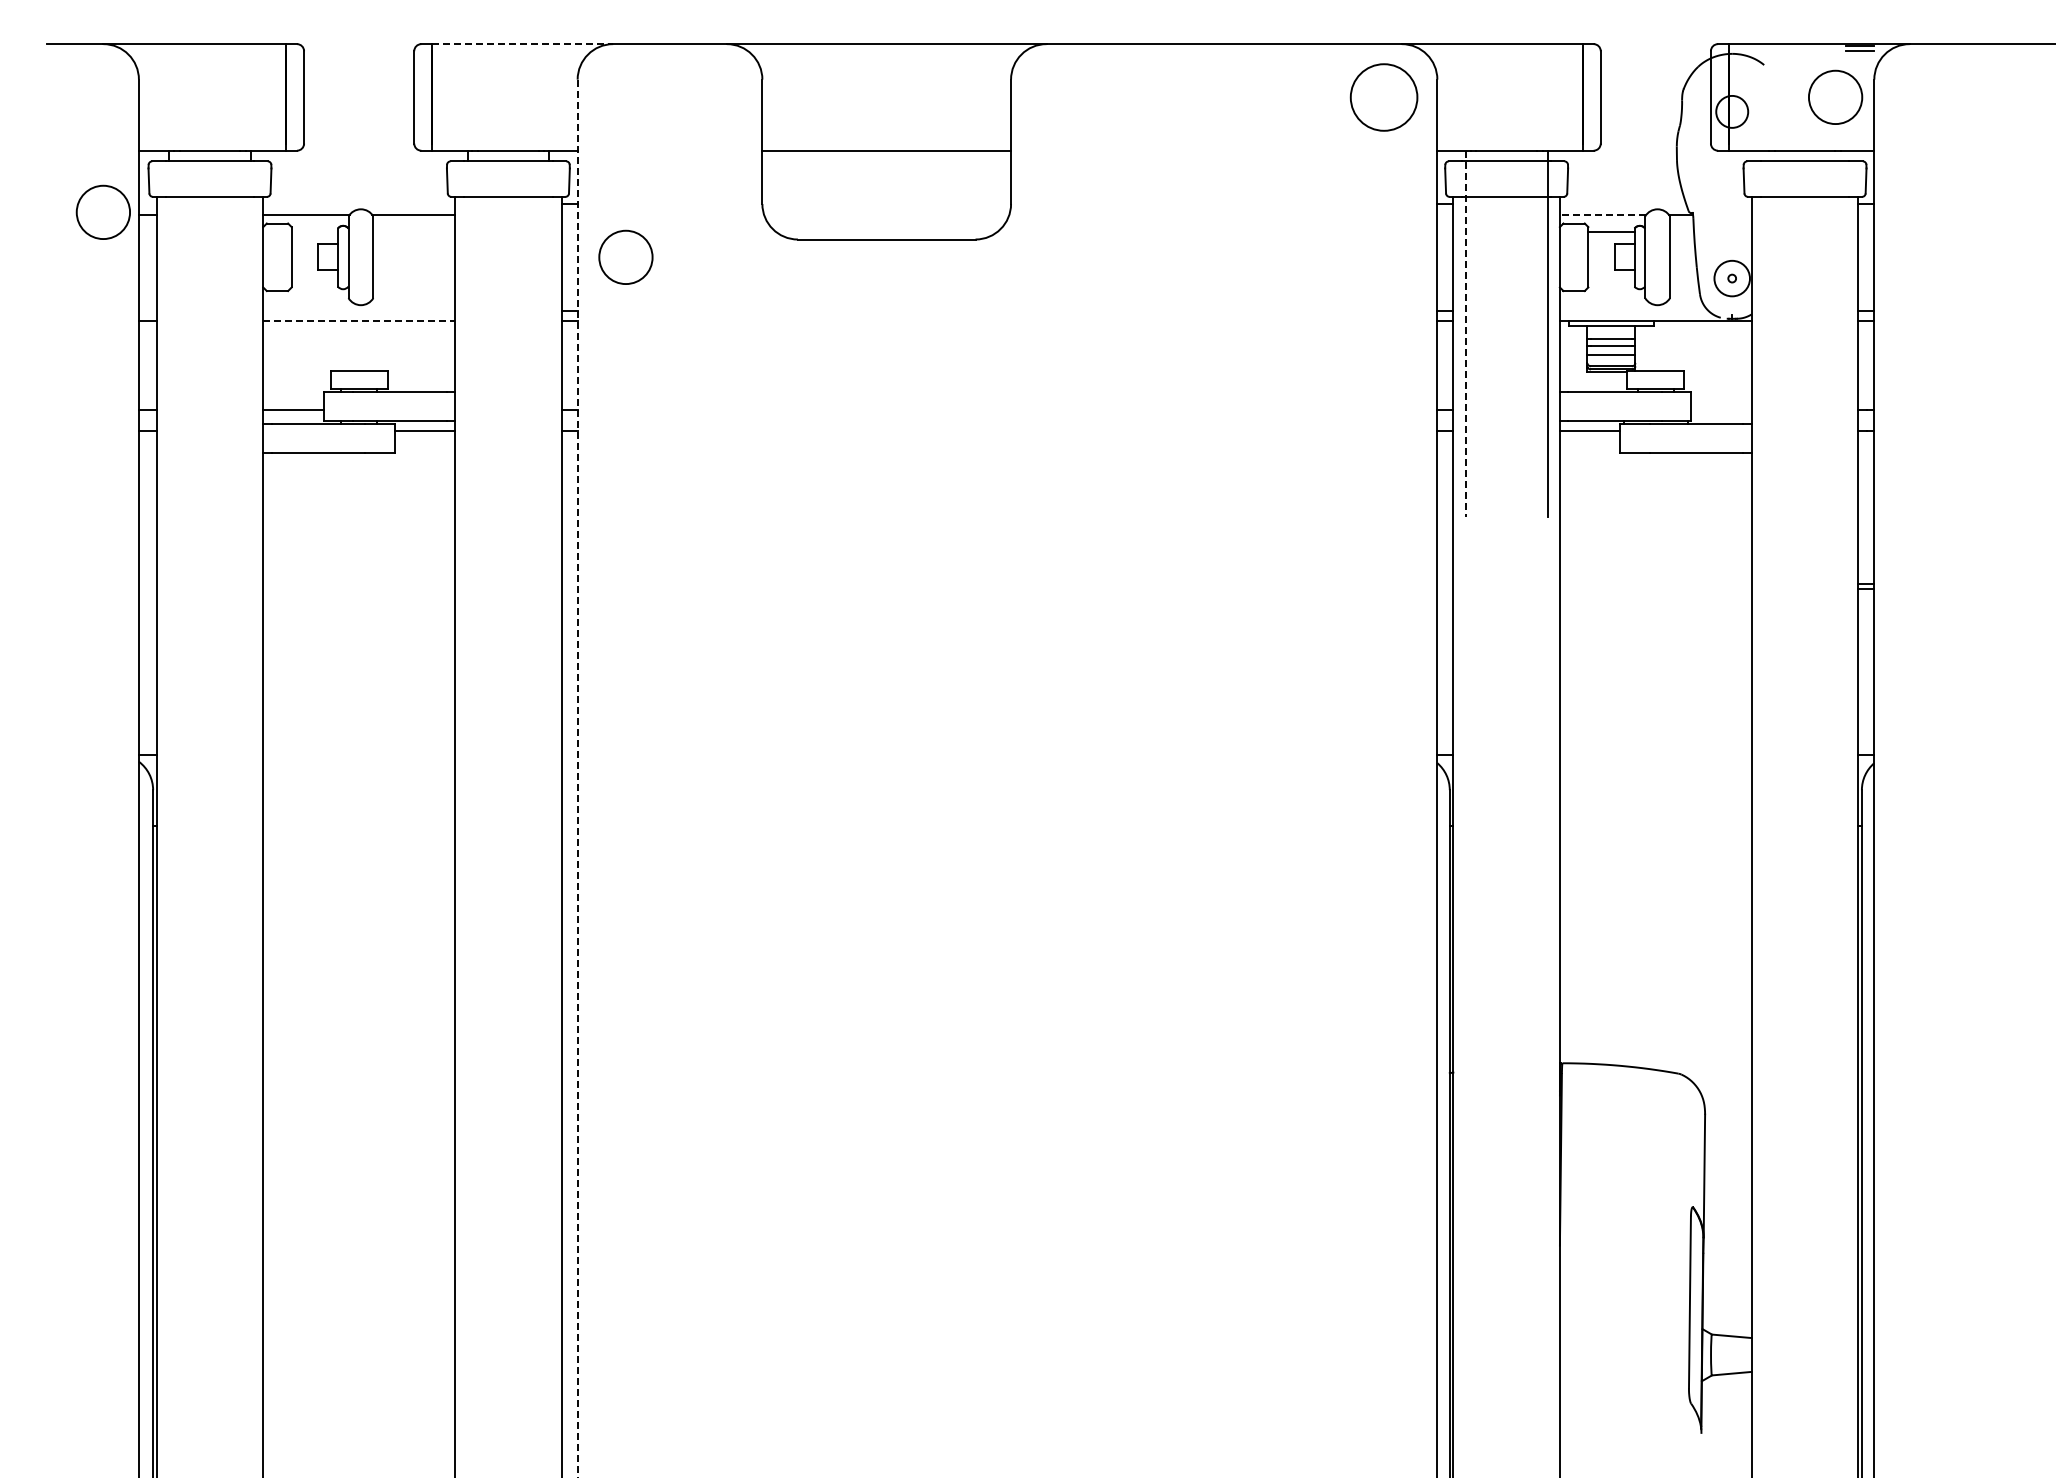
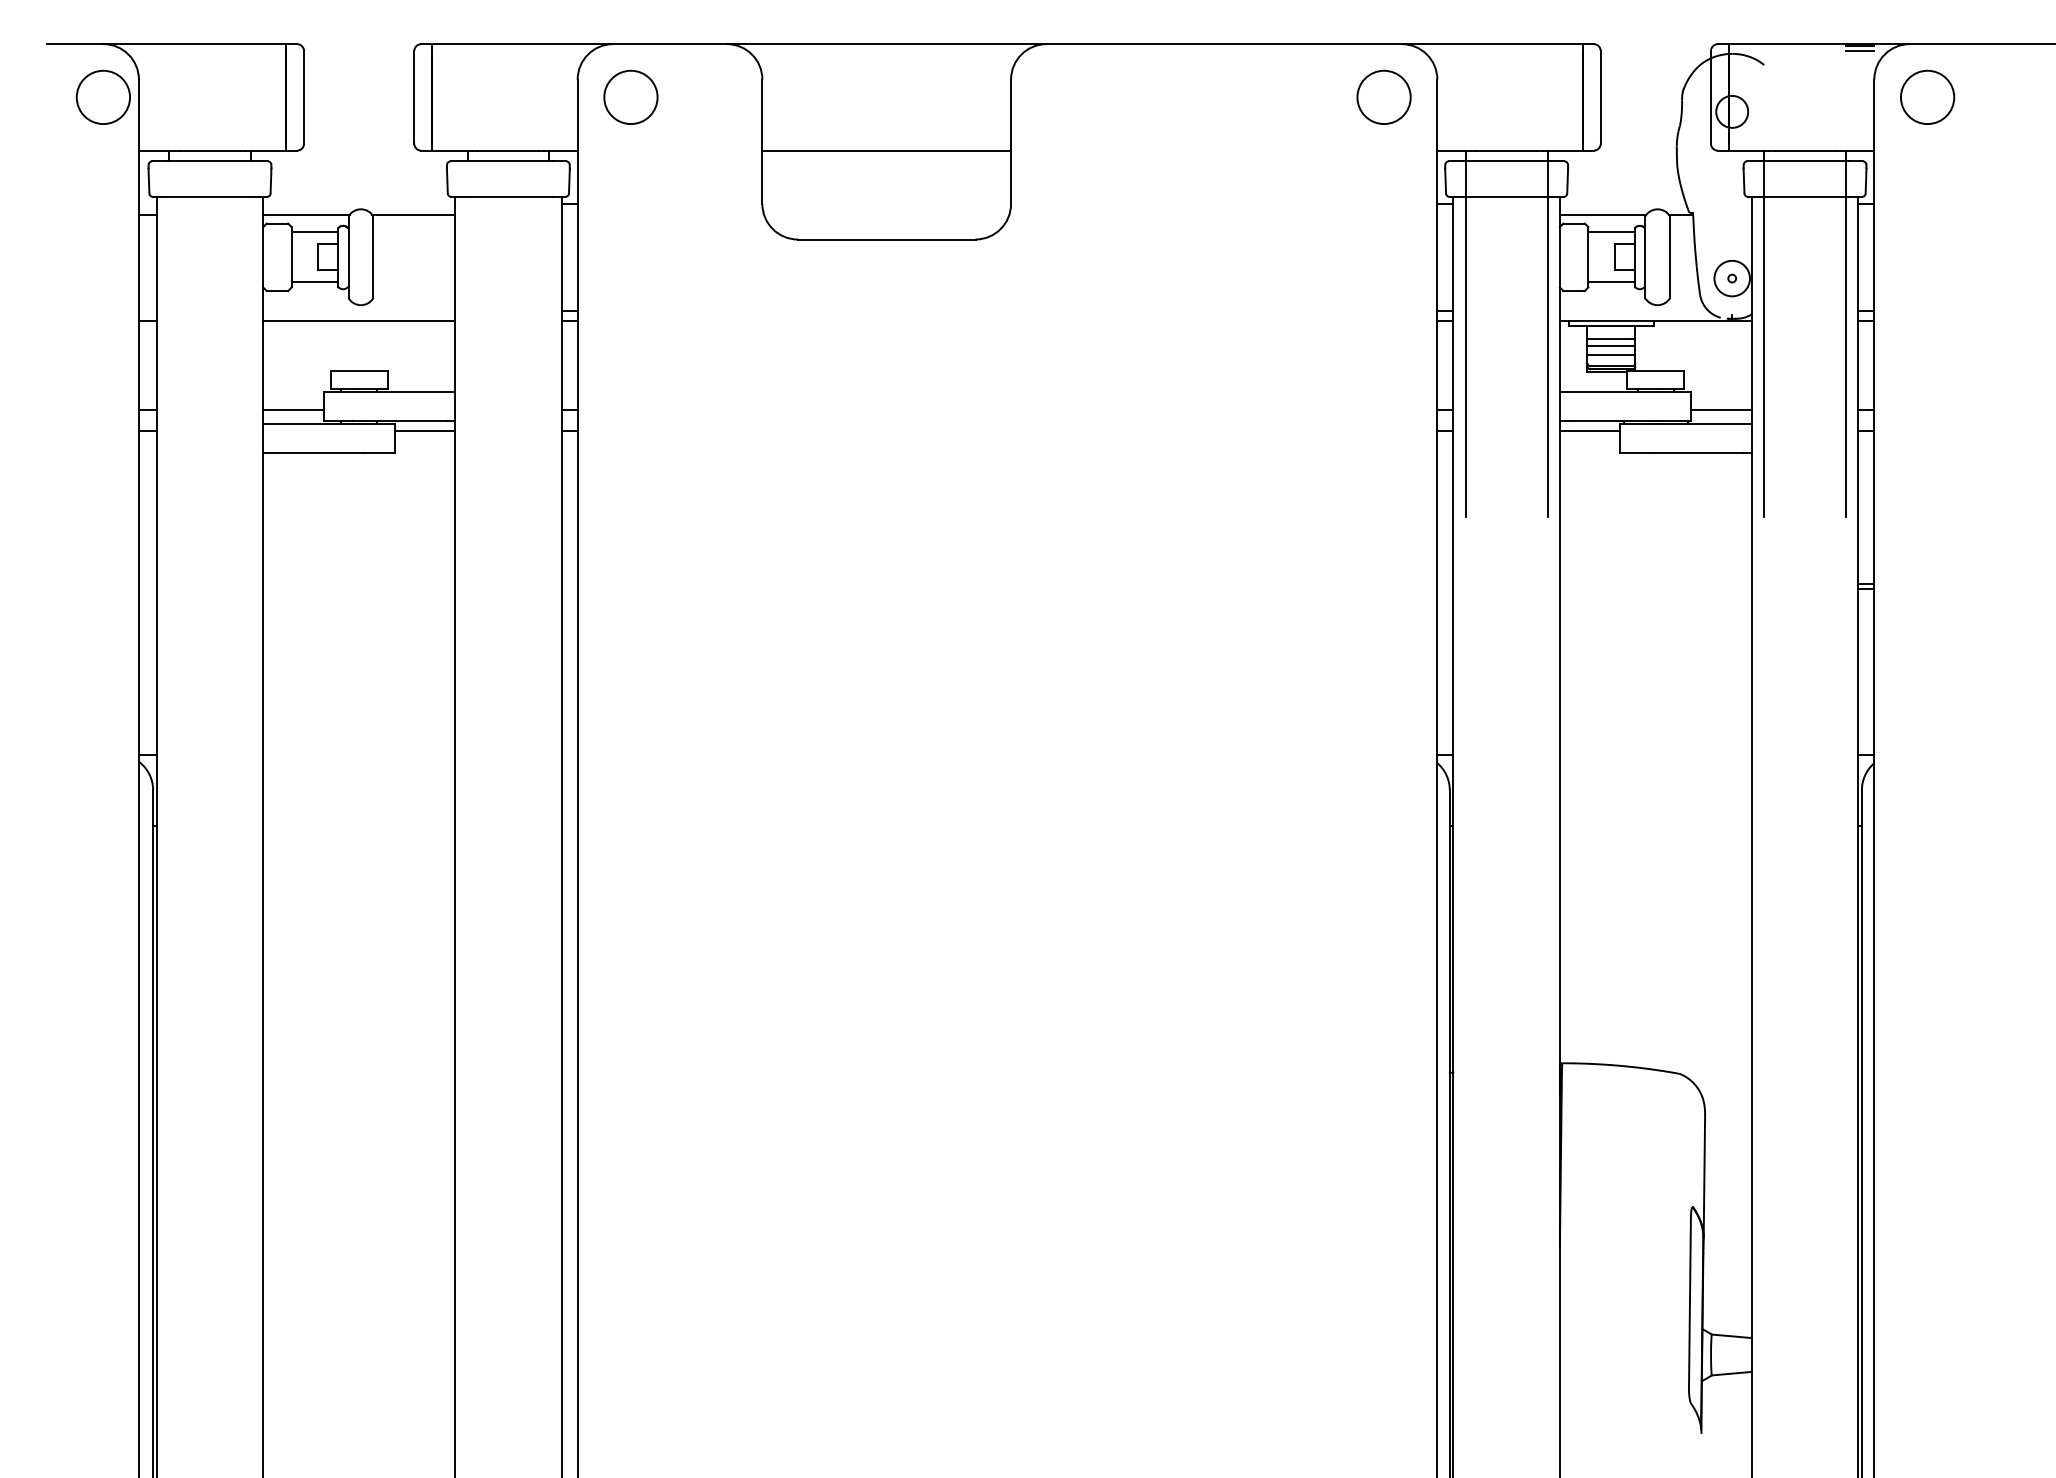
line: dashed -> solid (522, 44)
circle position: (1835, 96) -> (1927, 96) (1927, 96)
circle size: 70x69 px -> 56x56 px (1383, 96)
circle position: (102, 211) -> (102, 96) (102, 96)
line: dashed -> solid (1602, 214)
line: none -> present (314, 232)
circle position: (625, 256) -> (630, 96) (630, 96)
line: none -> present (314, 282)
line: none -> present (1611, 282)
line: dashed -> solid (359, 321)
line: dashed -> solid (1465, 333)
line: none -> present (1764, 333)
line: none -> present (1845, 333)
line: none -> present (1721, 410)
line: dashed -> solid (577, 778)
